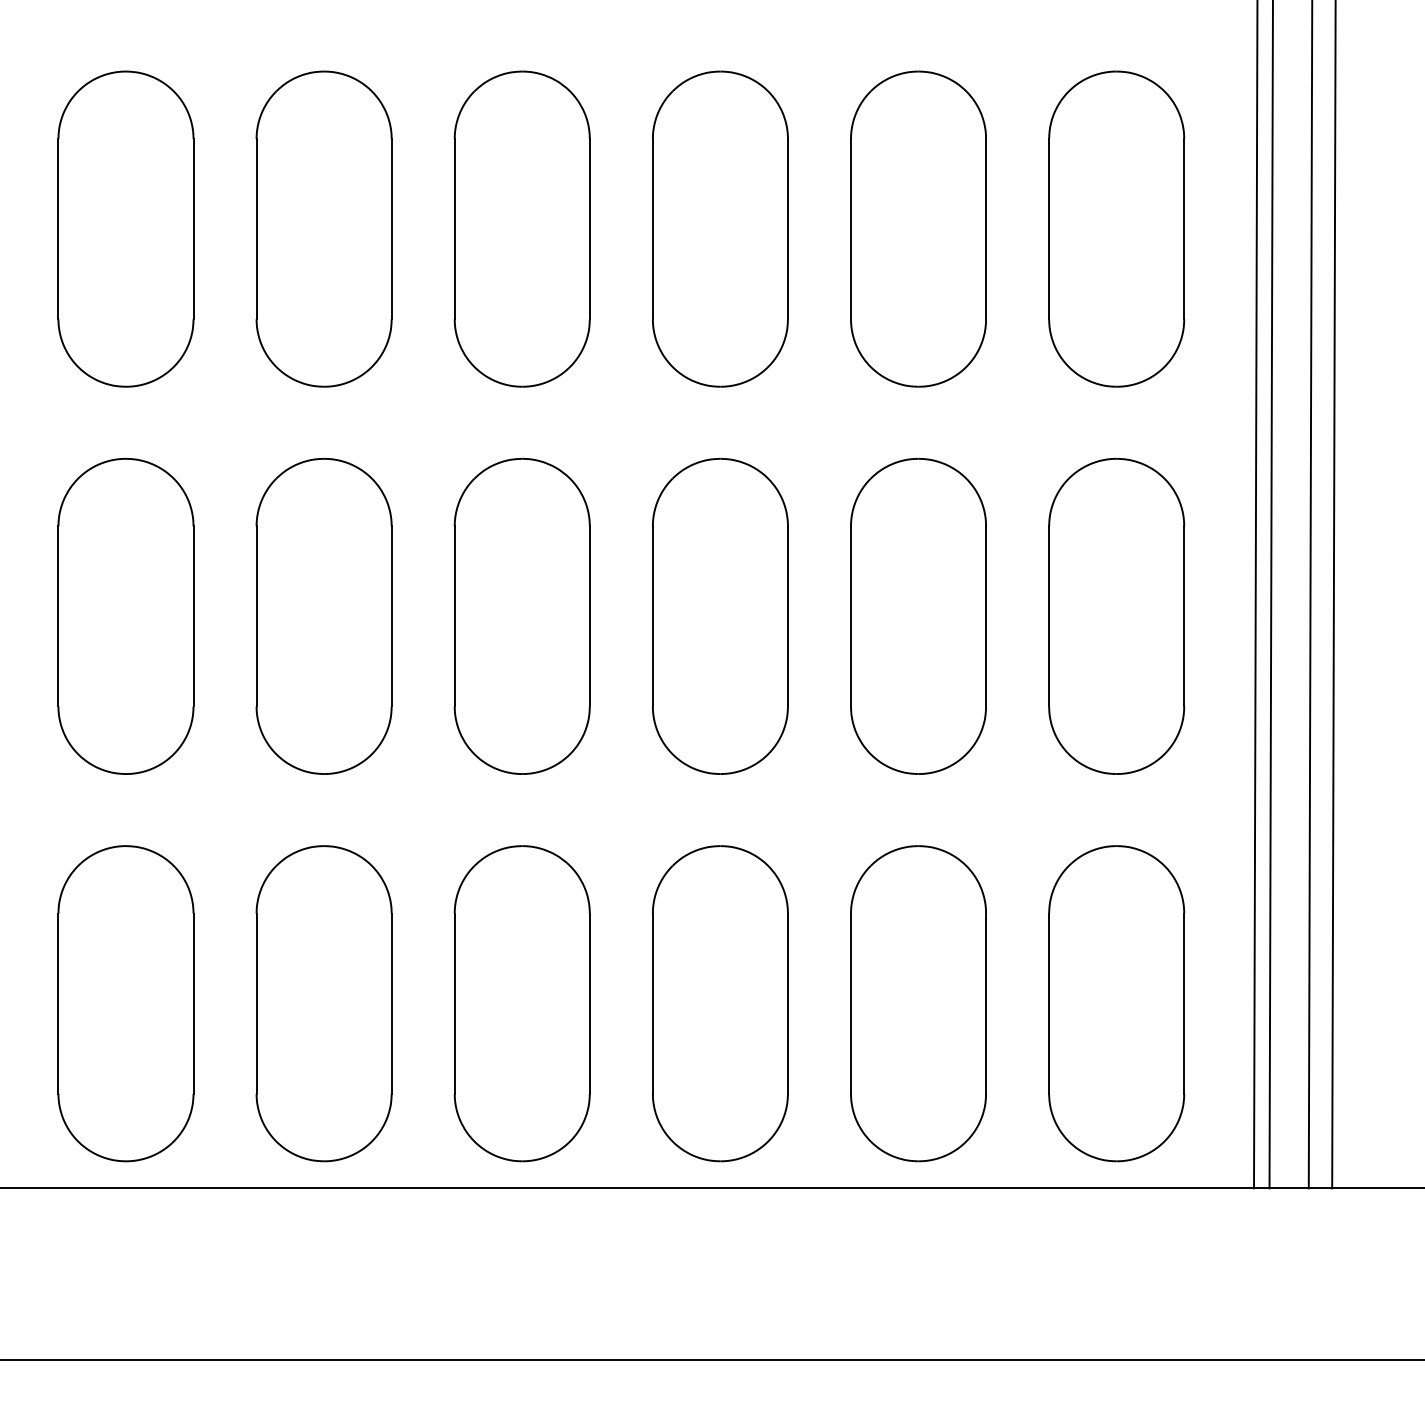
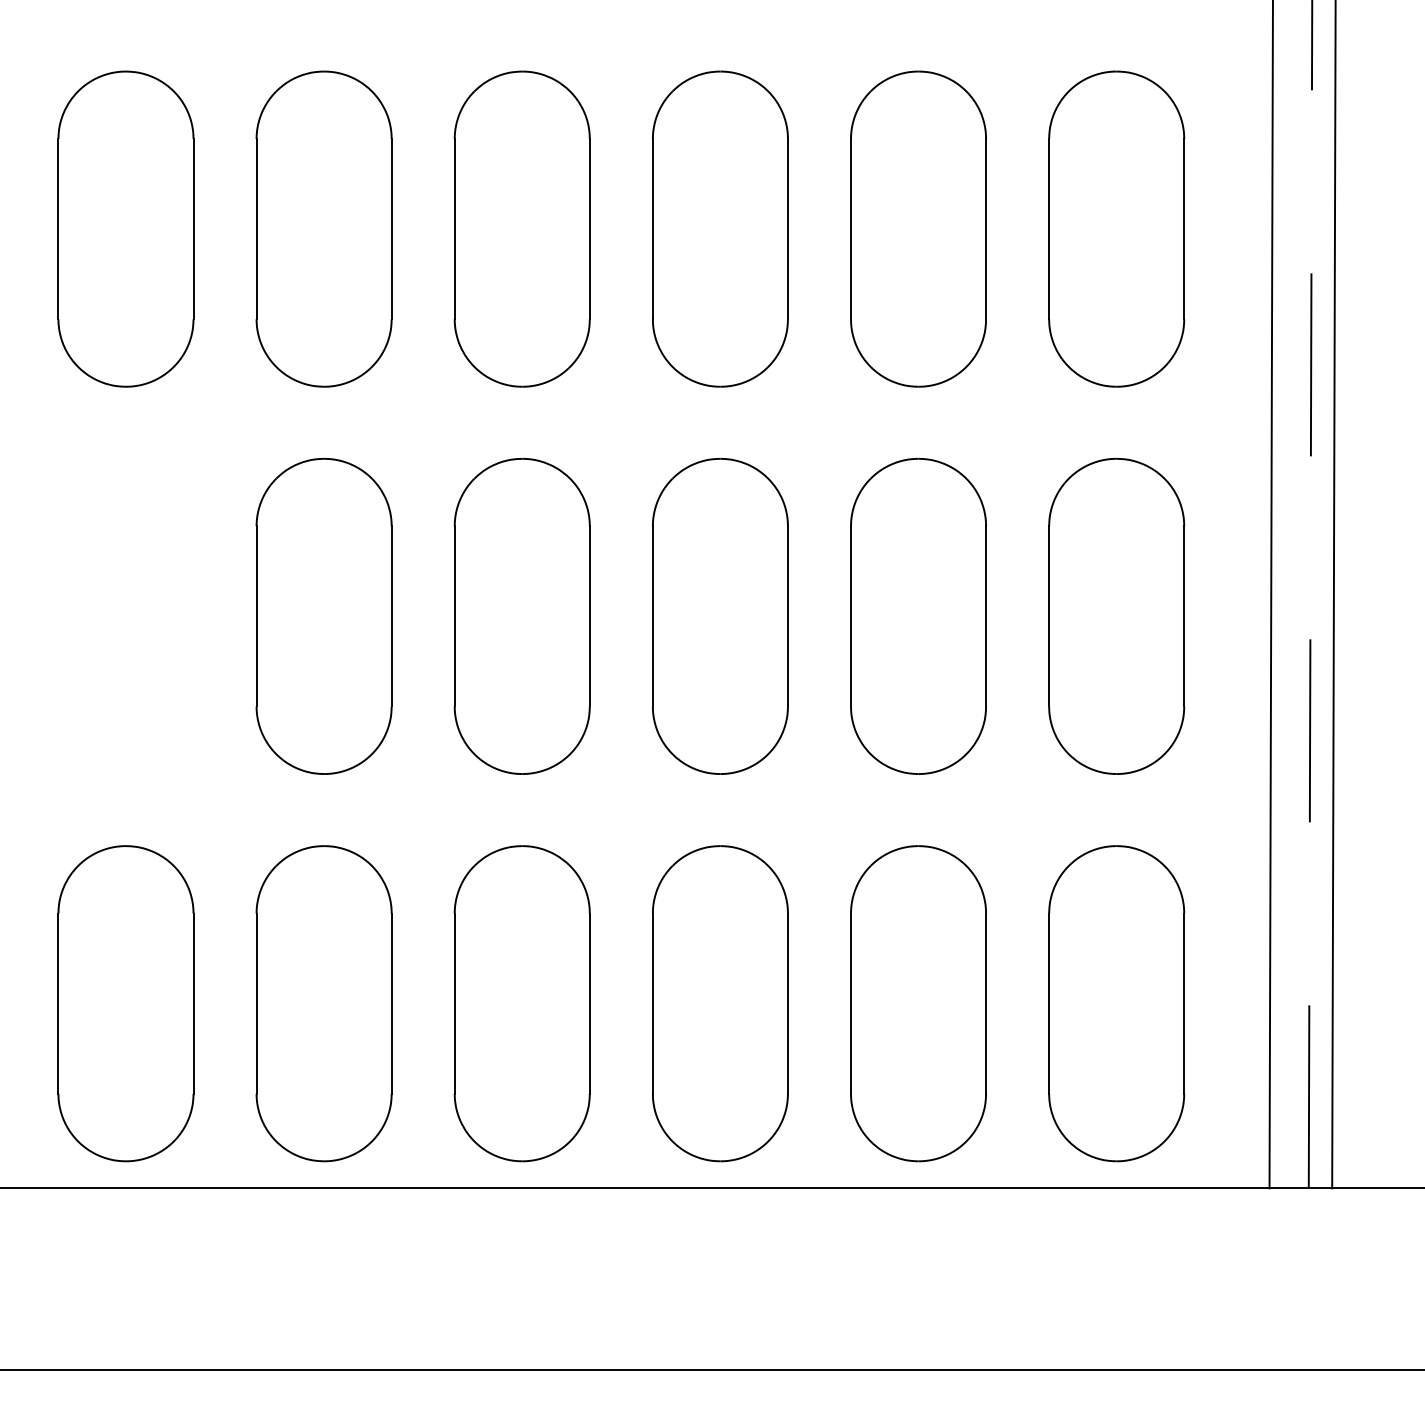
line: solid -> dashed (1310, 594)
line: present -> none (1255, 595)
part: present -> none (125, 615)
line position: (711, 1359) -> (711, 1369) (711, 1369)
